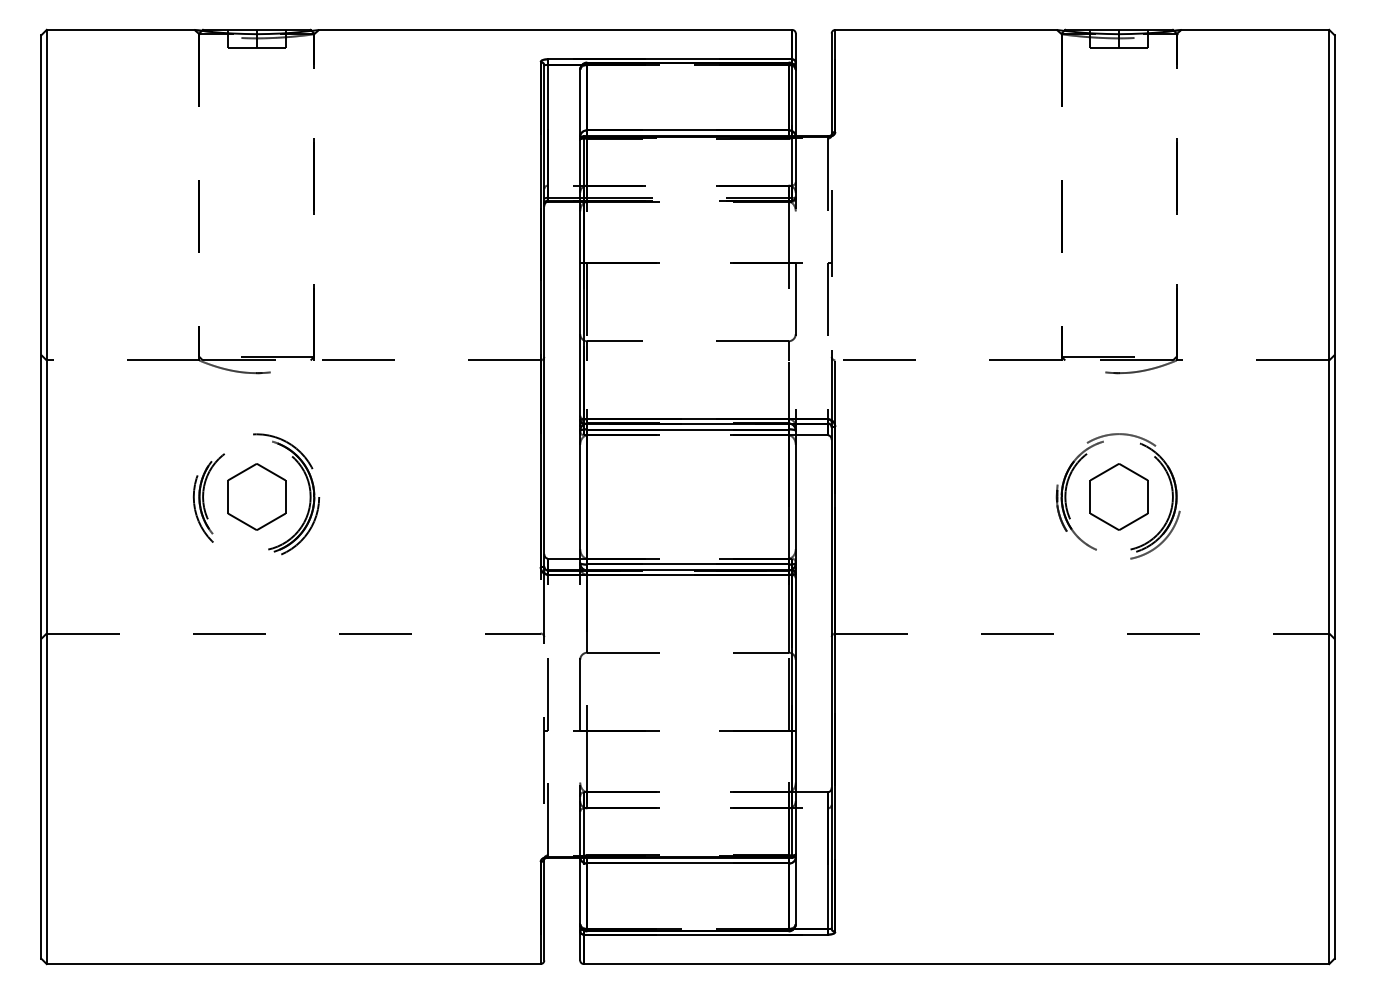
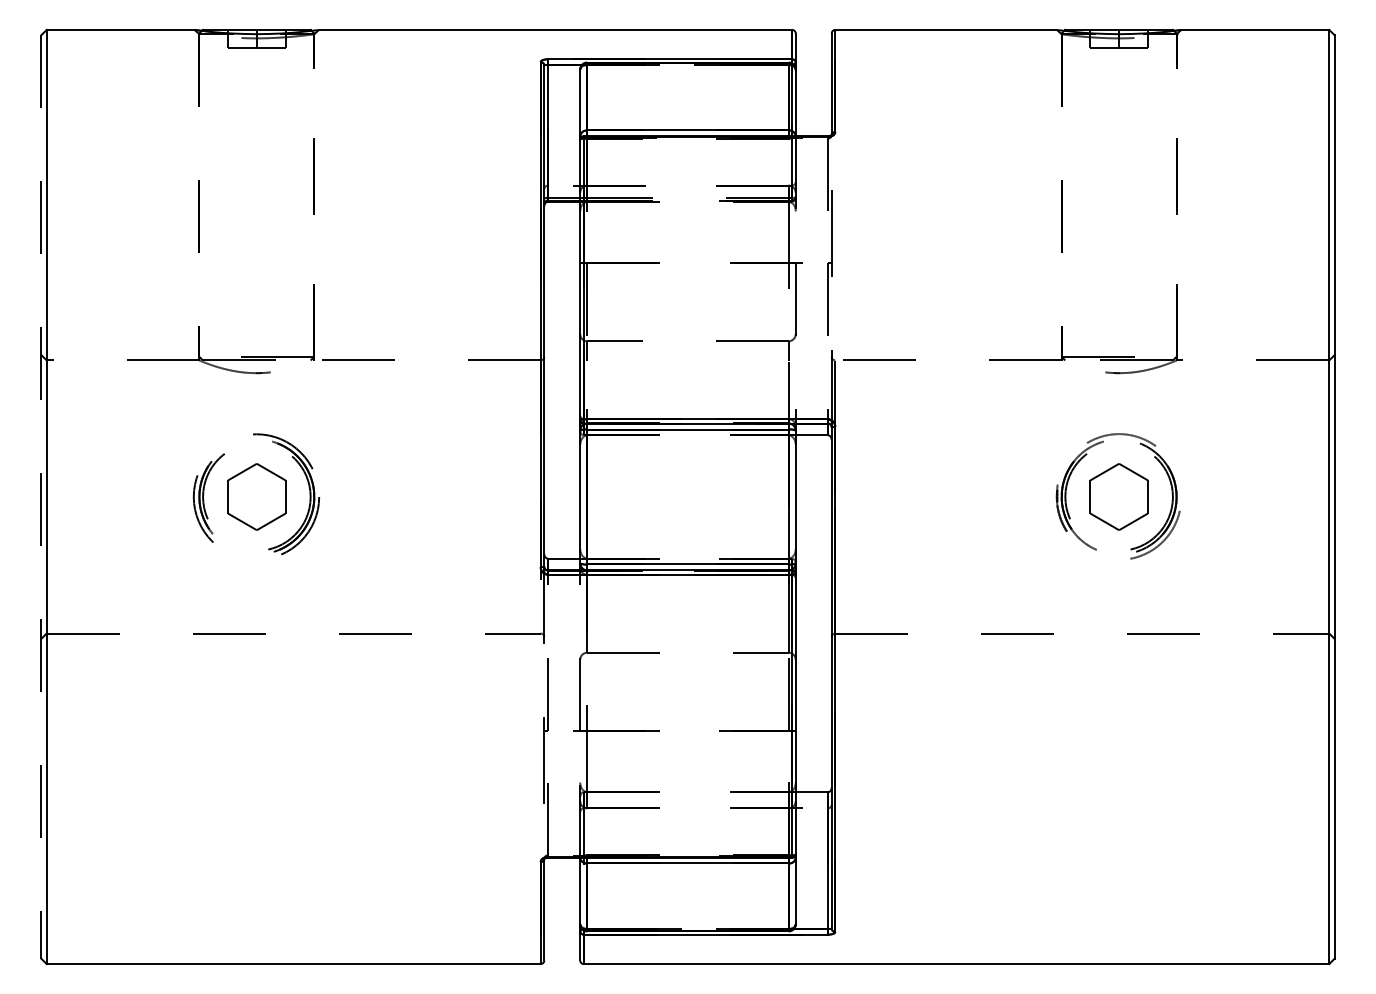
line: solid -> dashed (41, 496)
